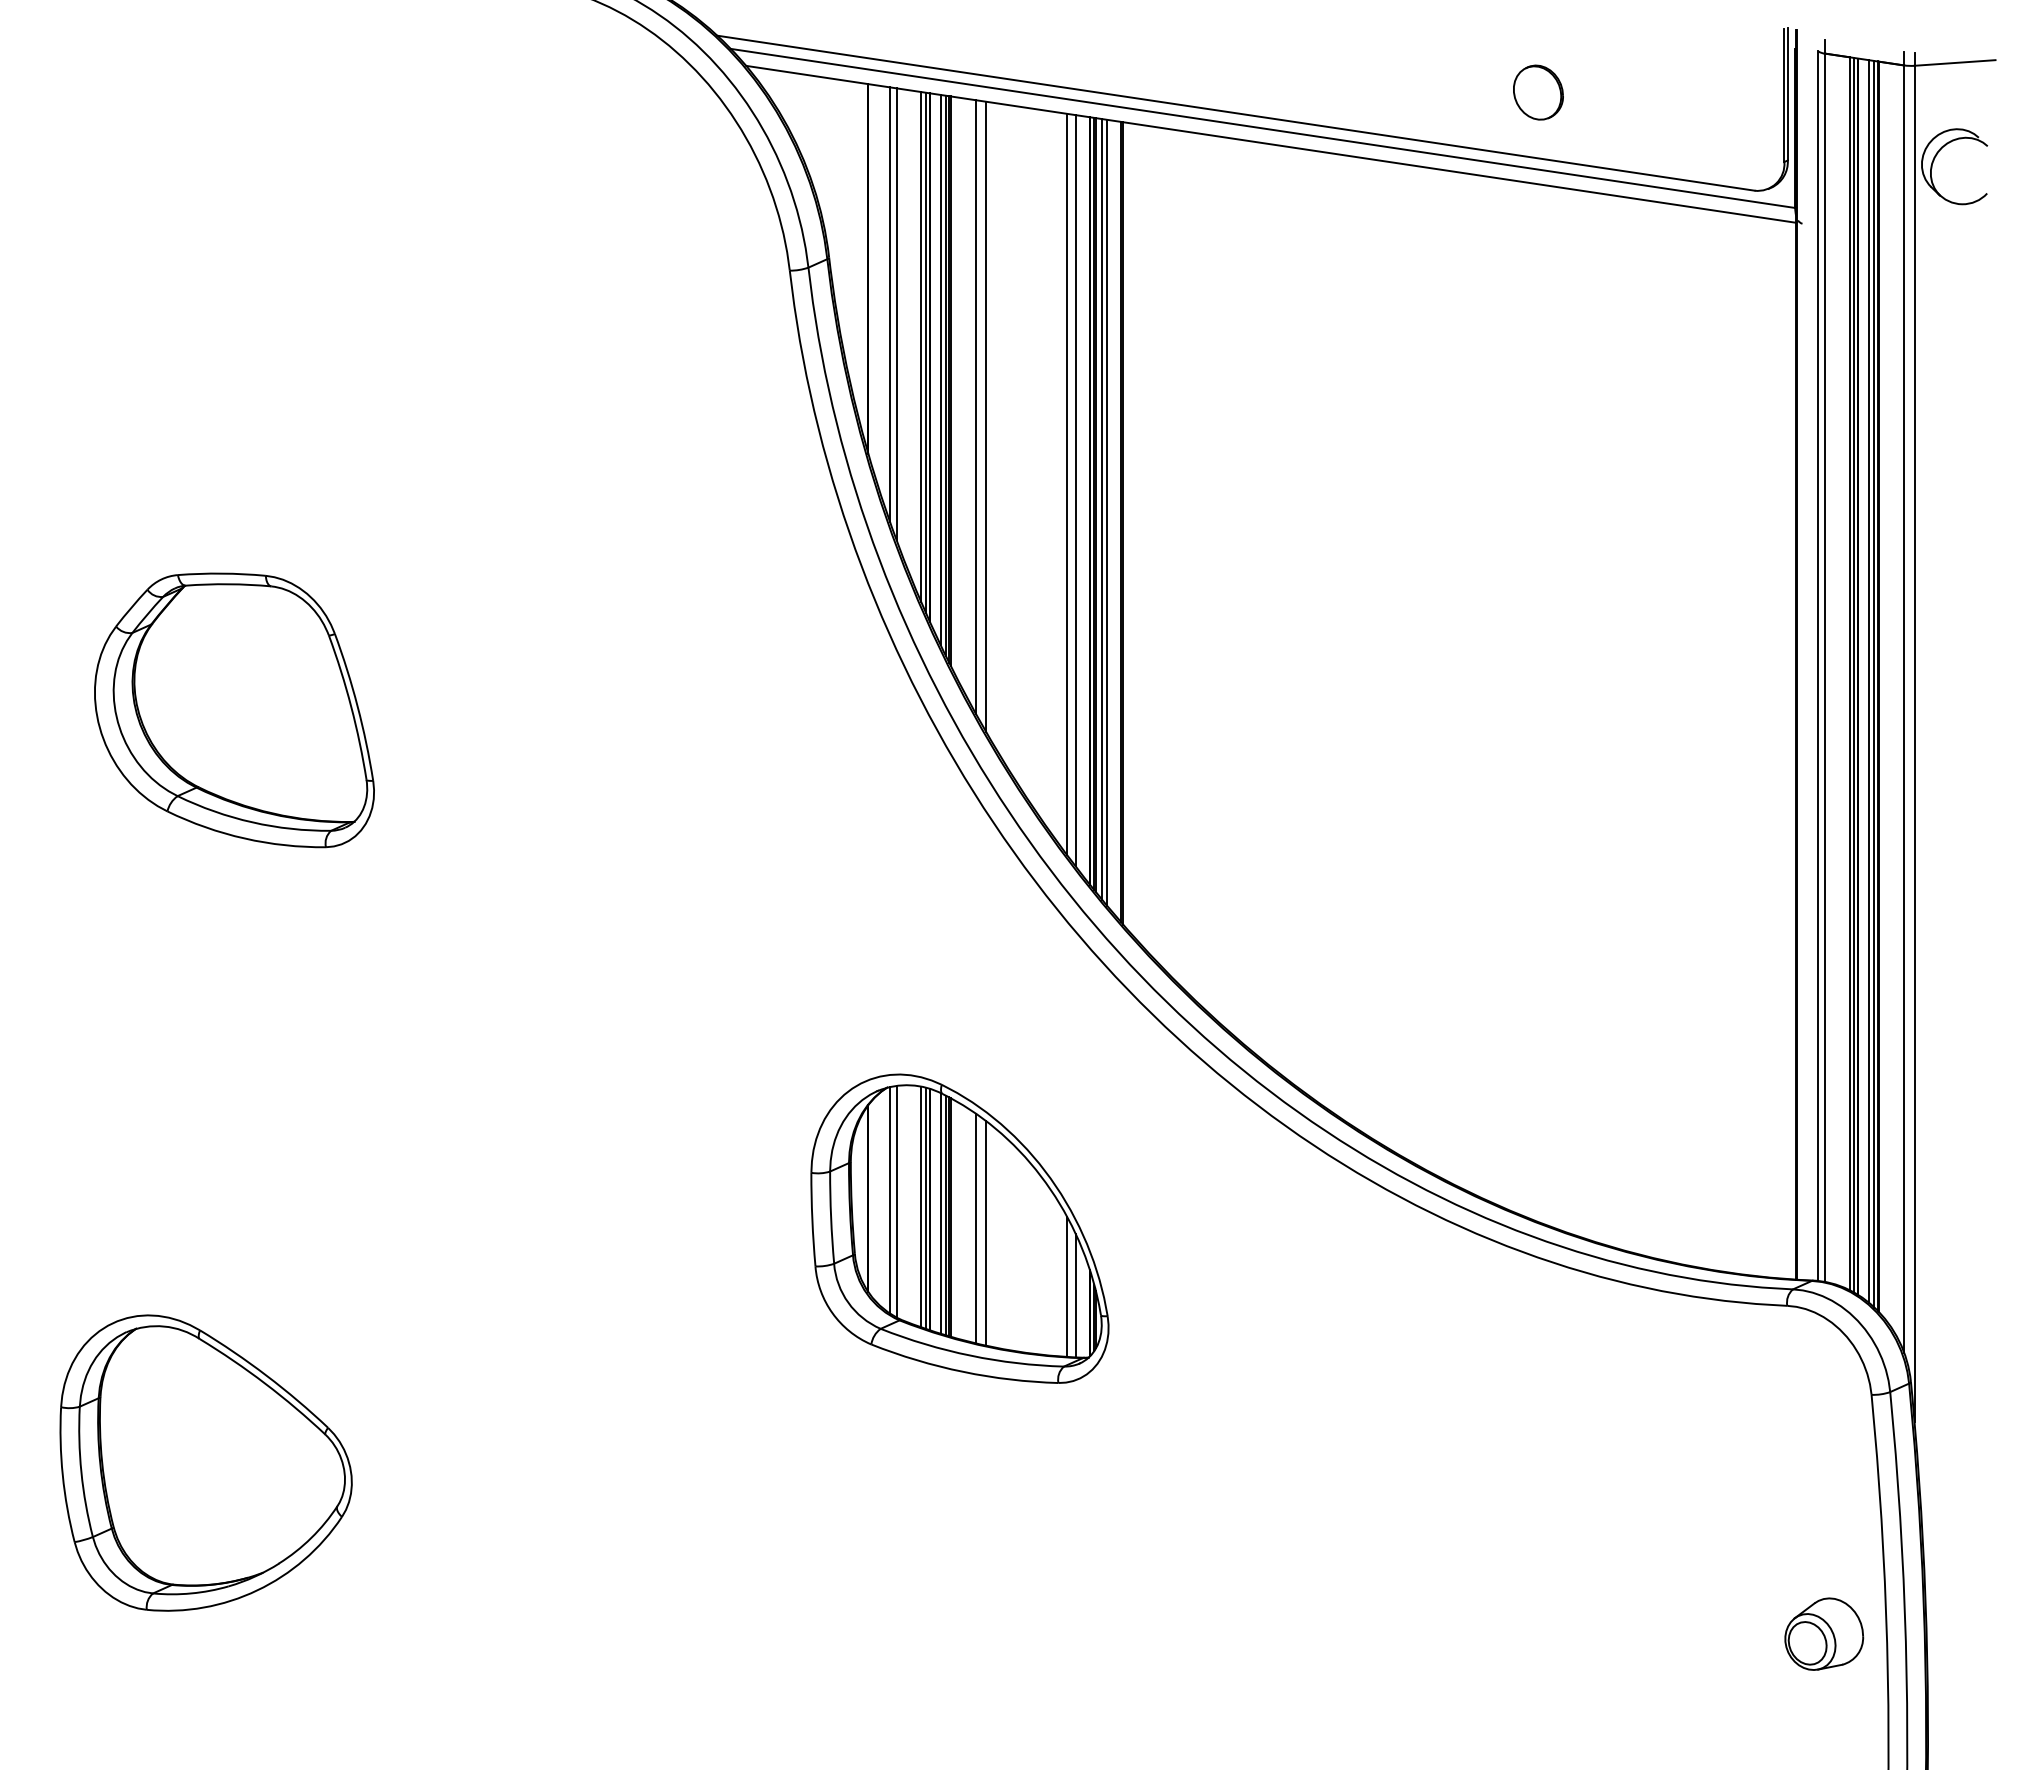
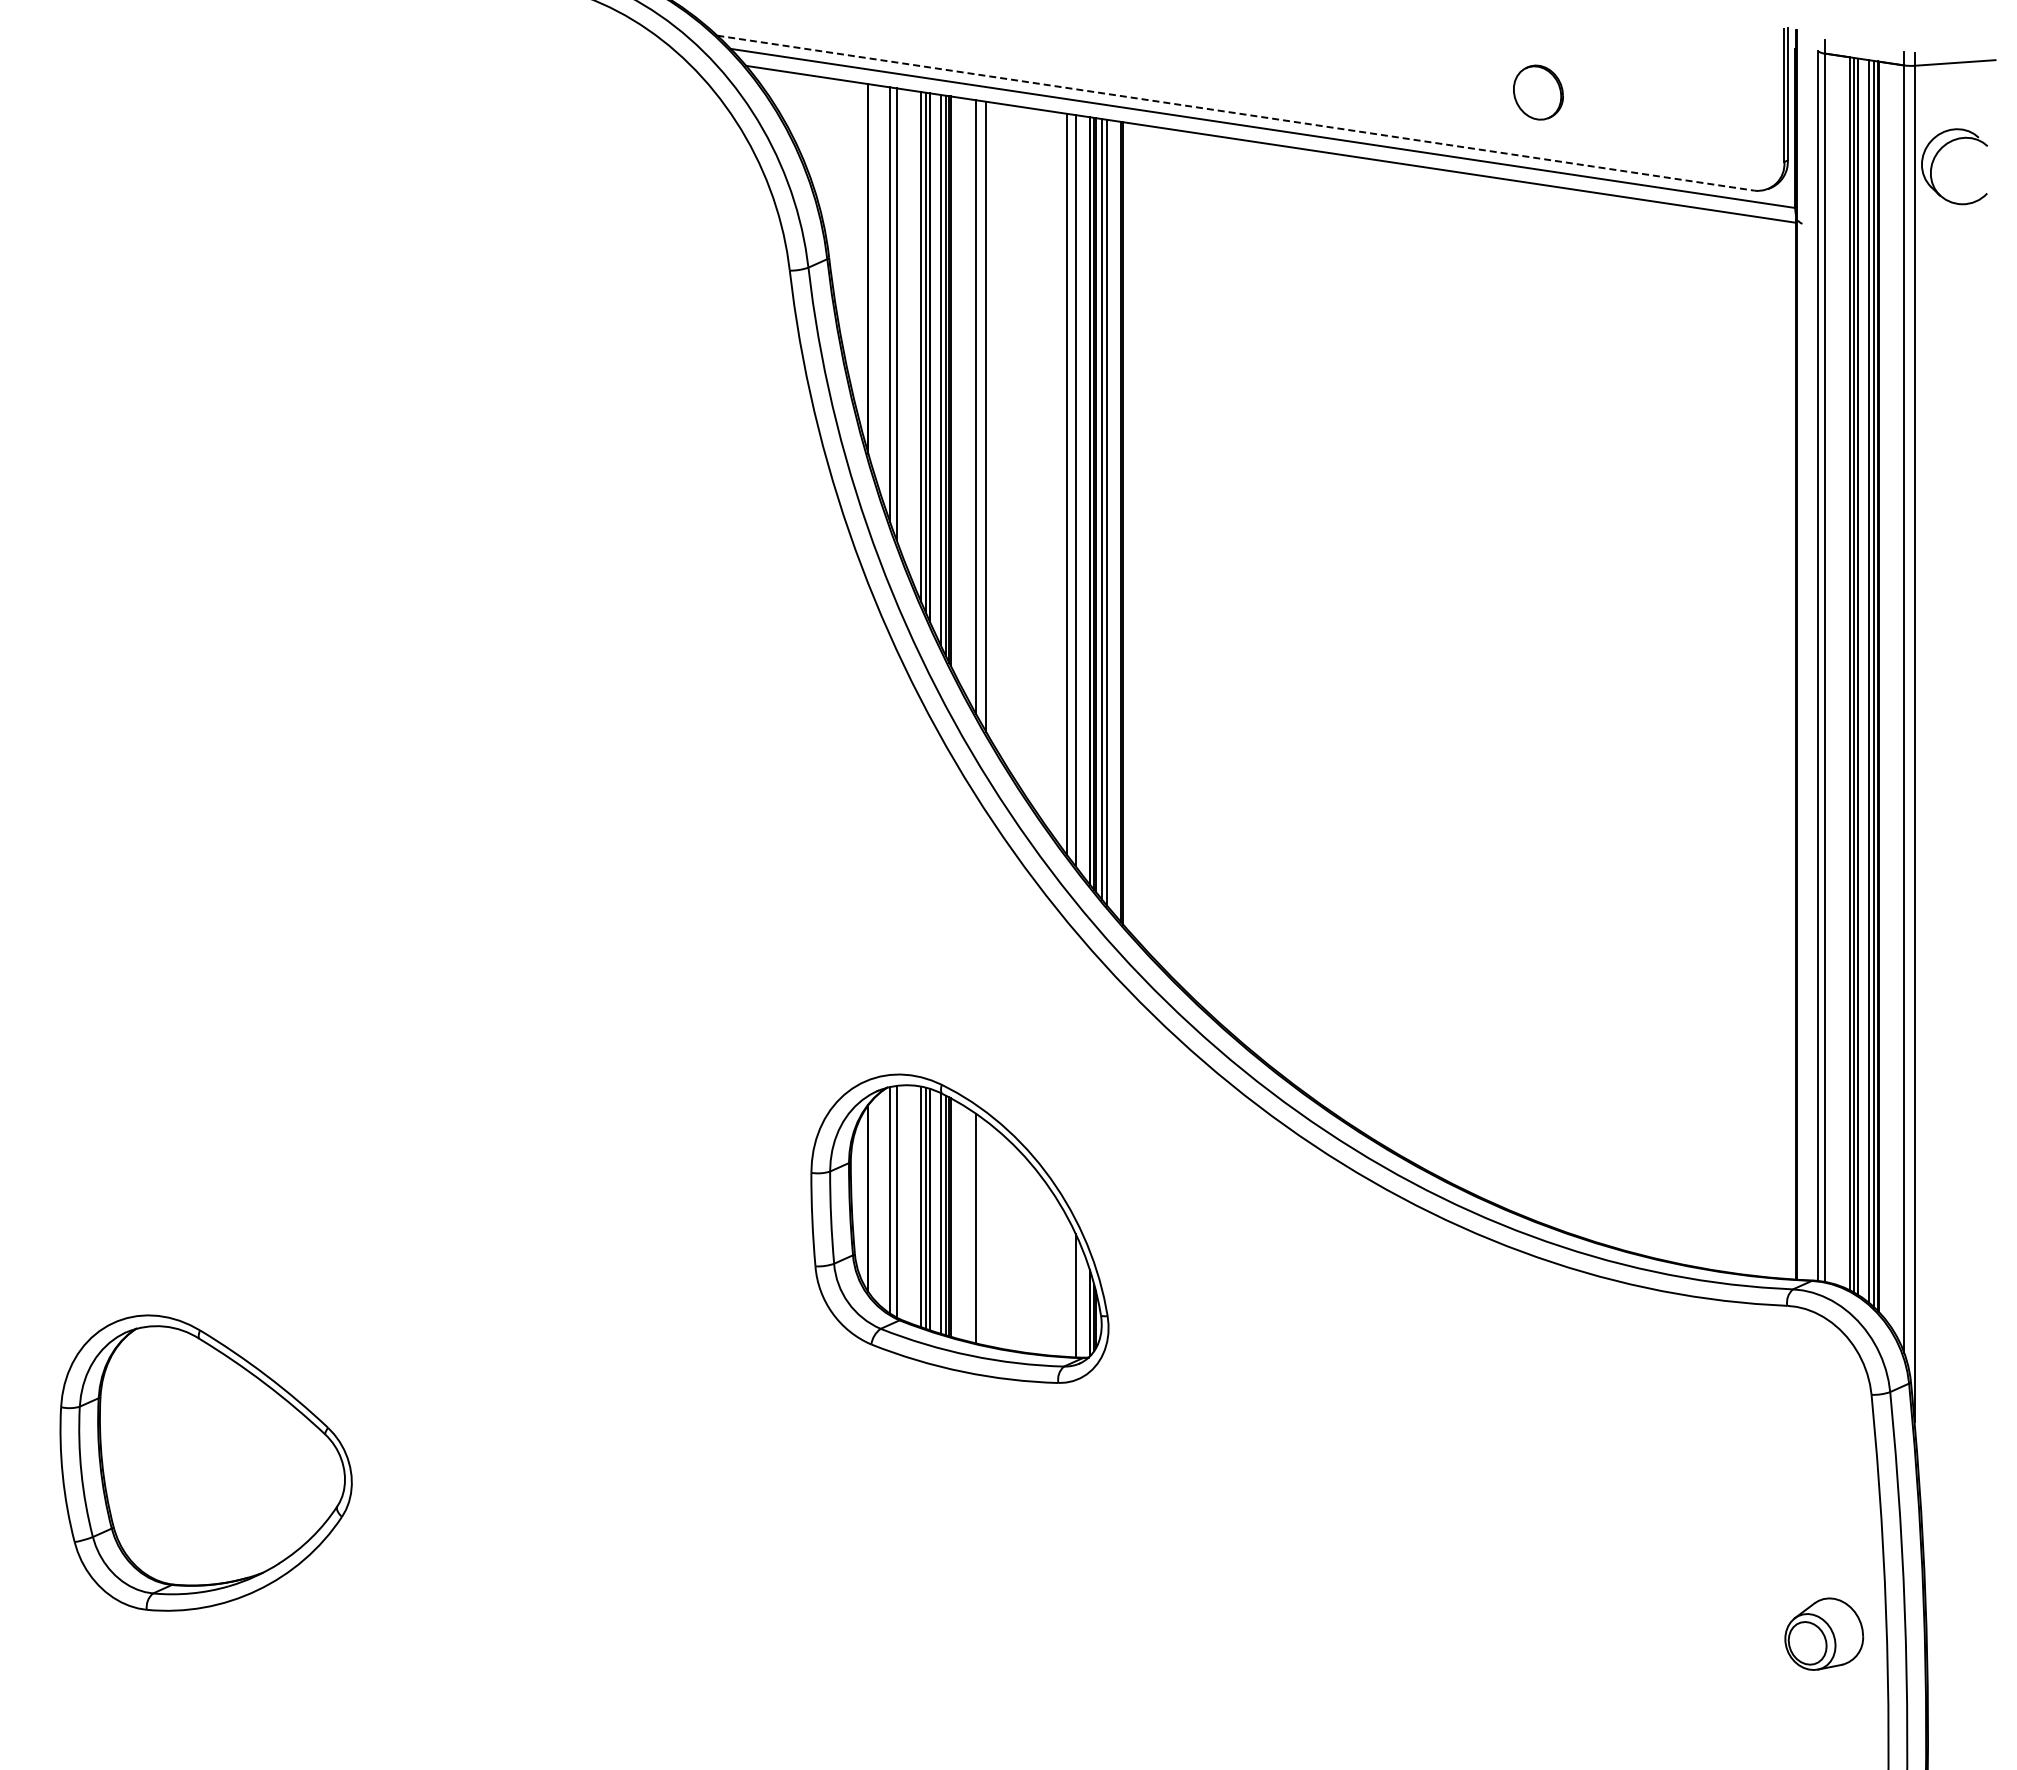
line: solid -> dashed (1236, 113)
part: present -> none (234, 710)
line: present -> none (986, 1233)
line: present -> none (1067, 1286)
